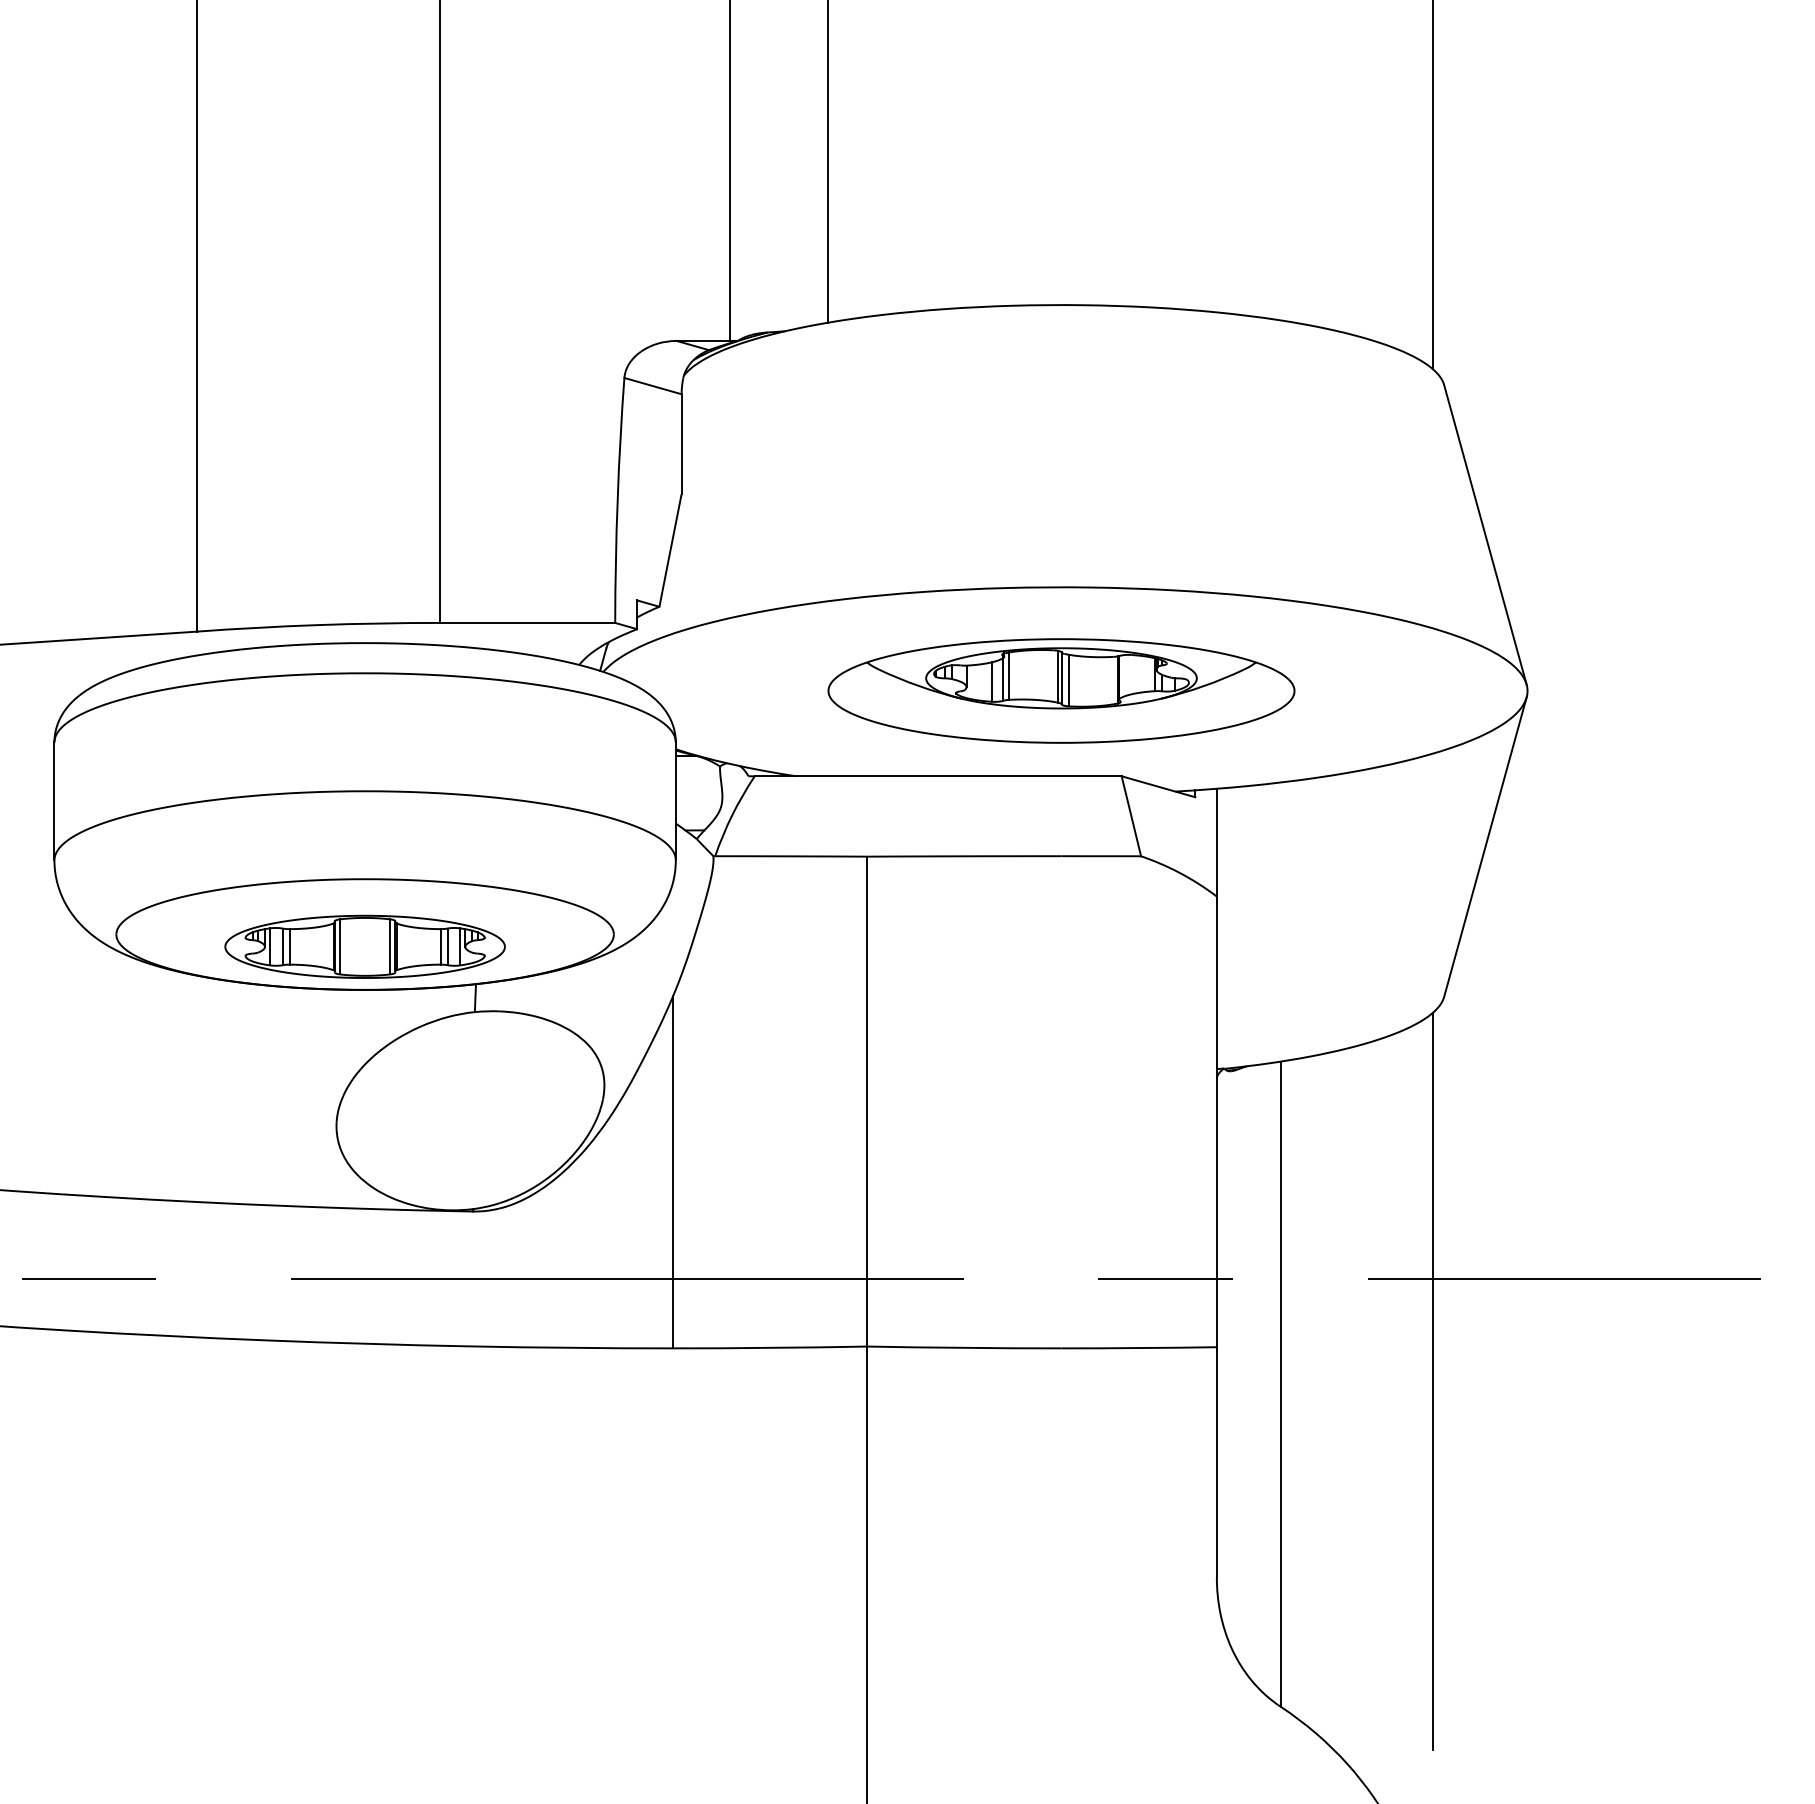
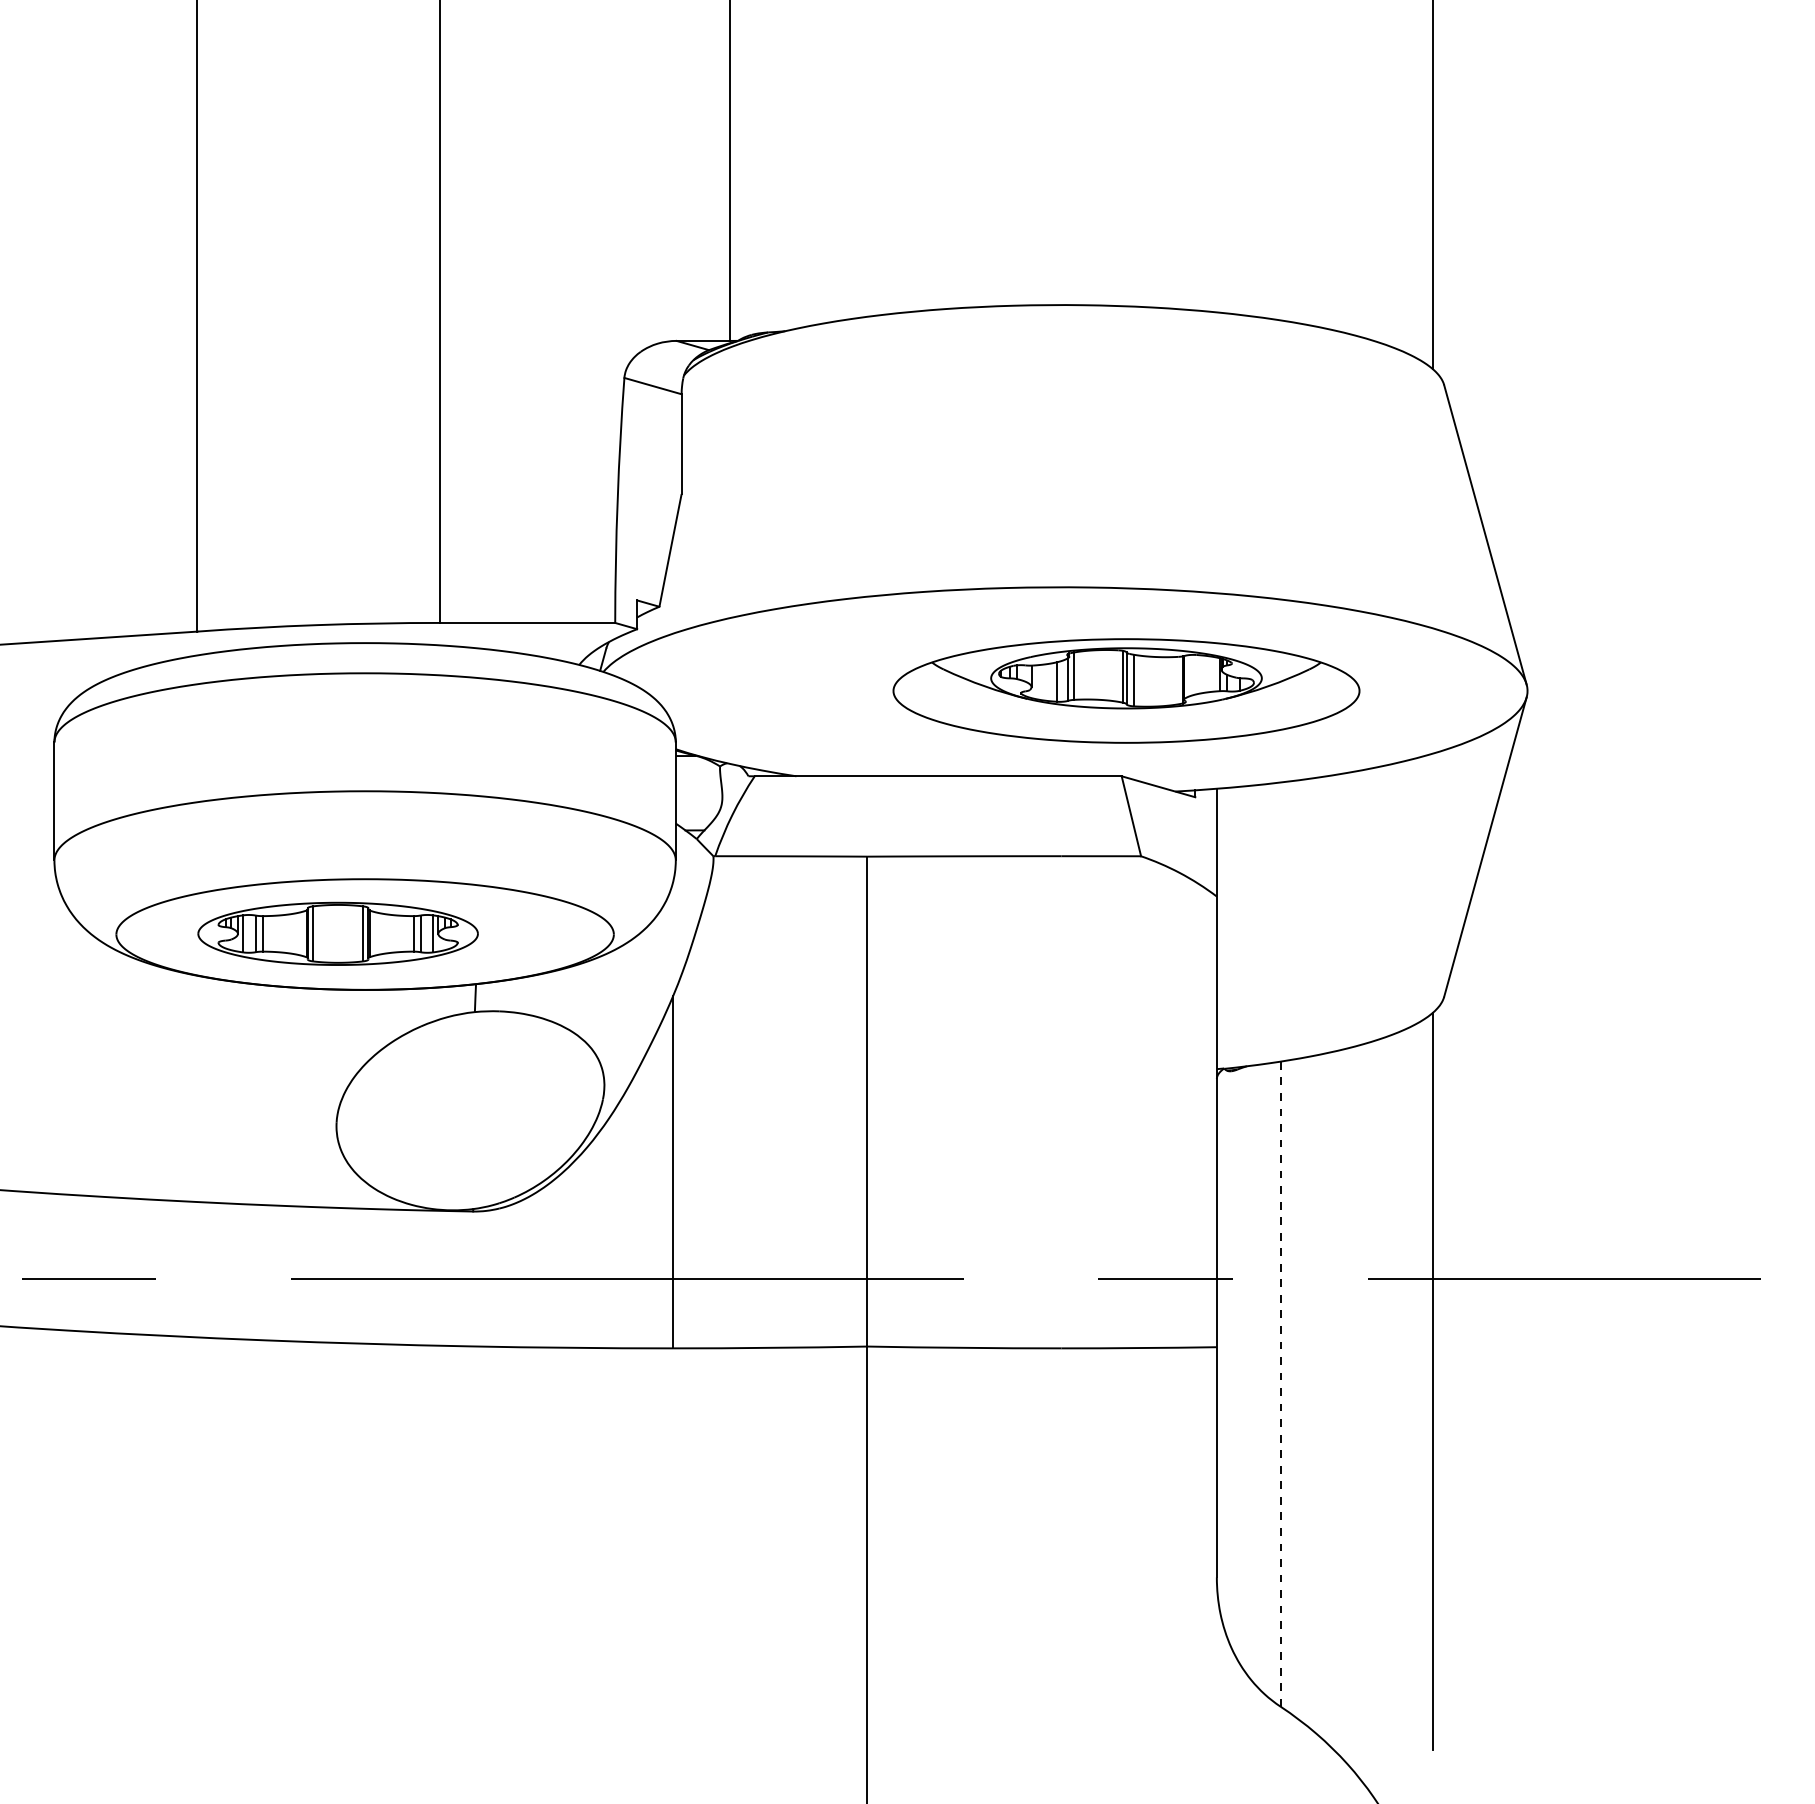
line: present -> none (827, 162)
part position: (1061, 690) -> (1126, 690) (1126, 690)
part position: (364, 946) -> (337, 933) (337, 933)
line: solid -> dashed (1280, 1383)
